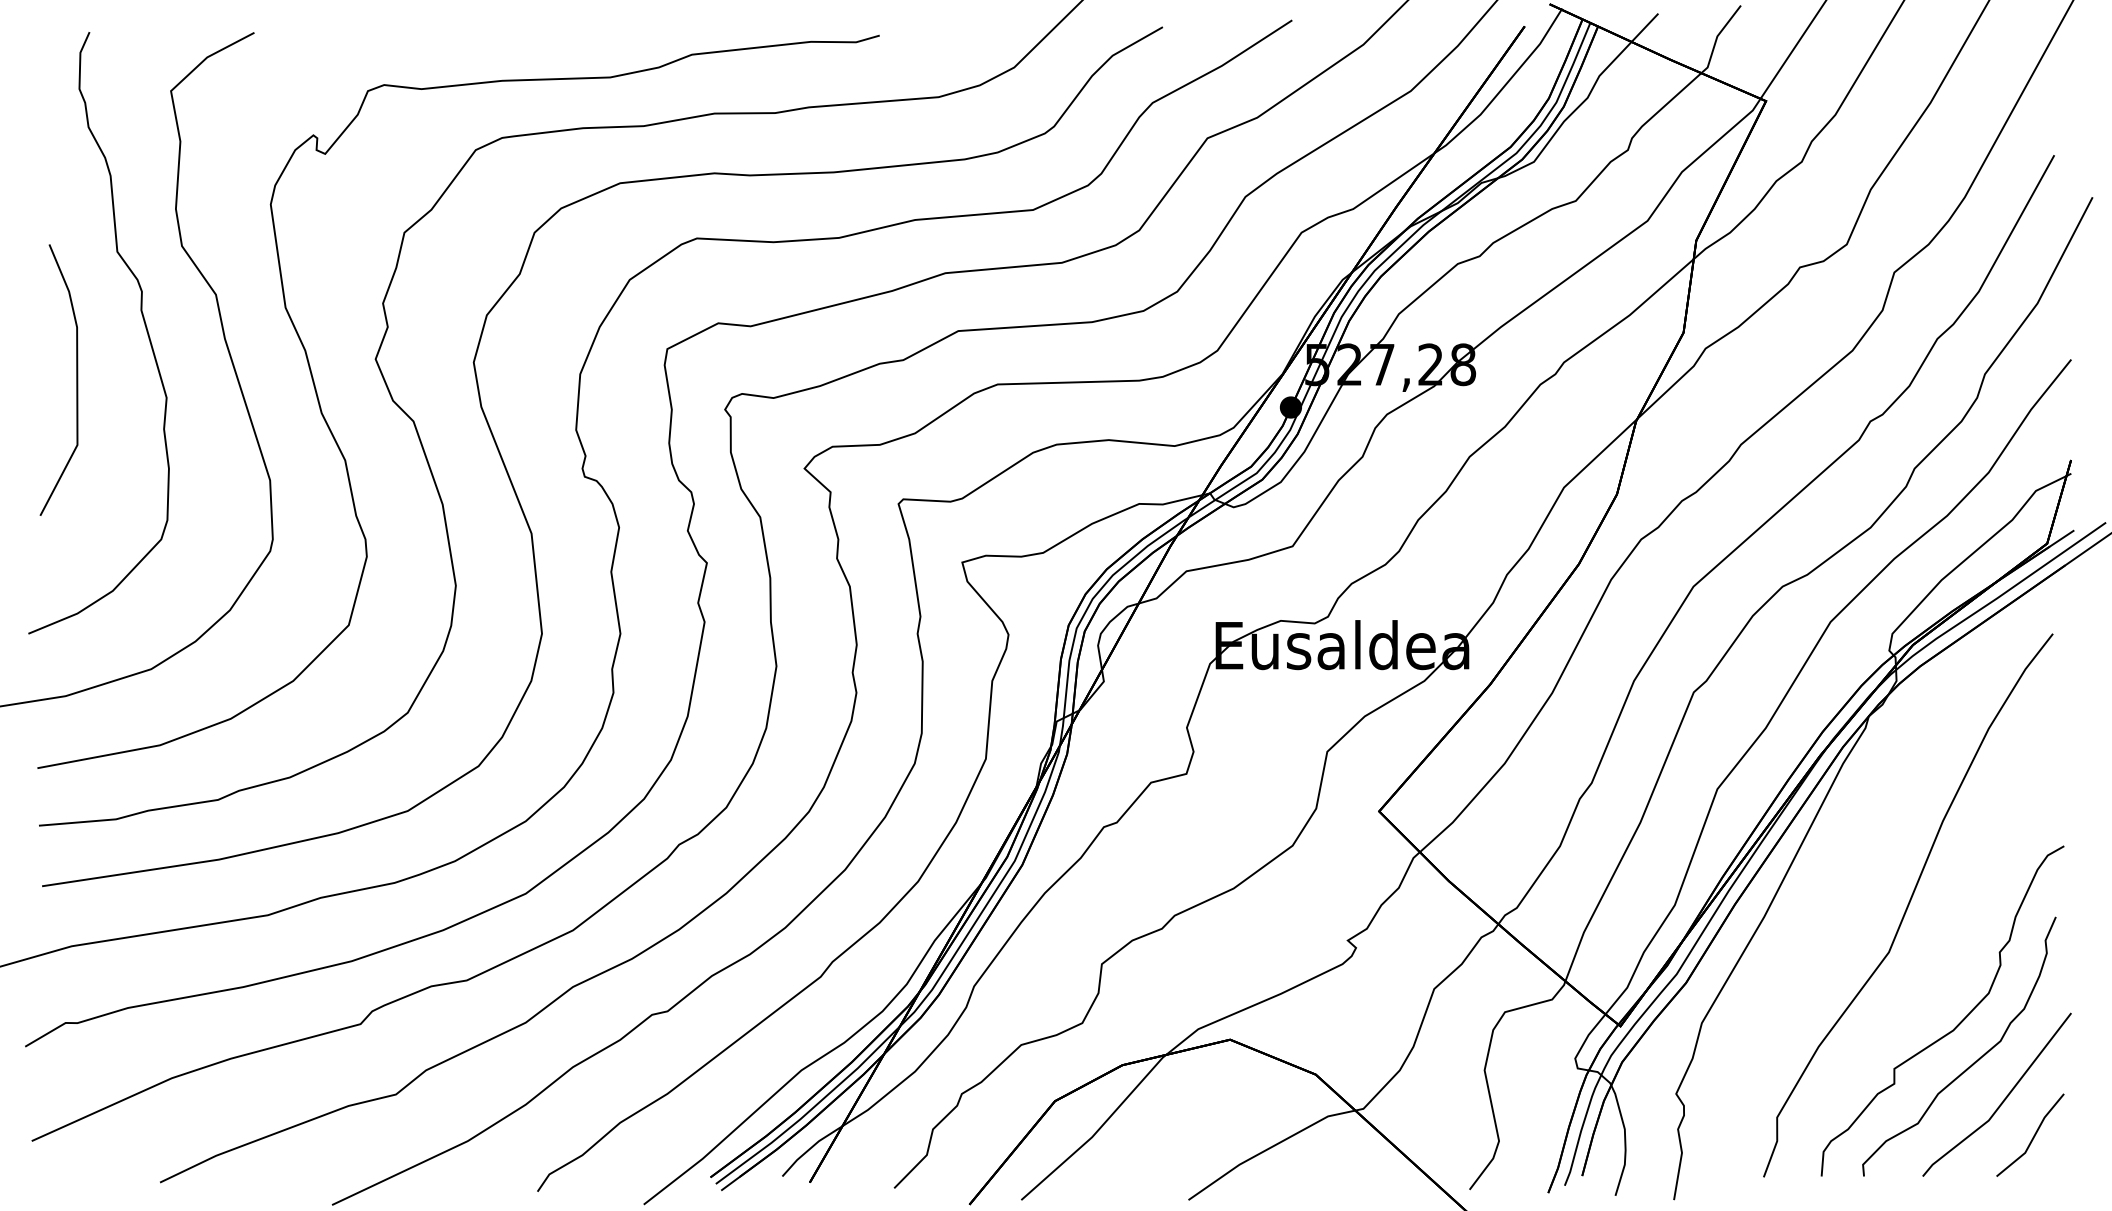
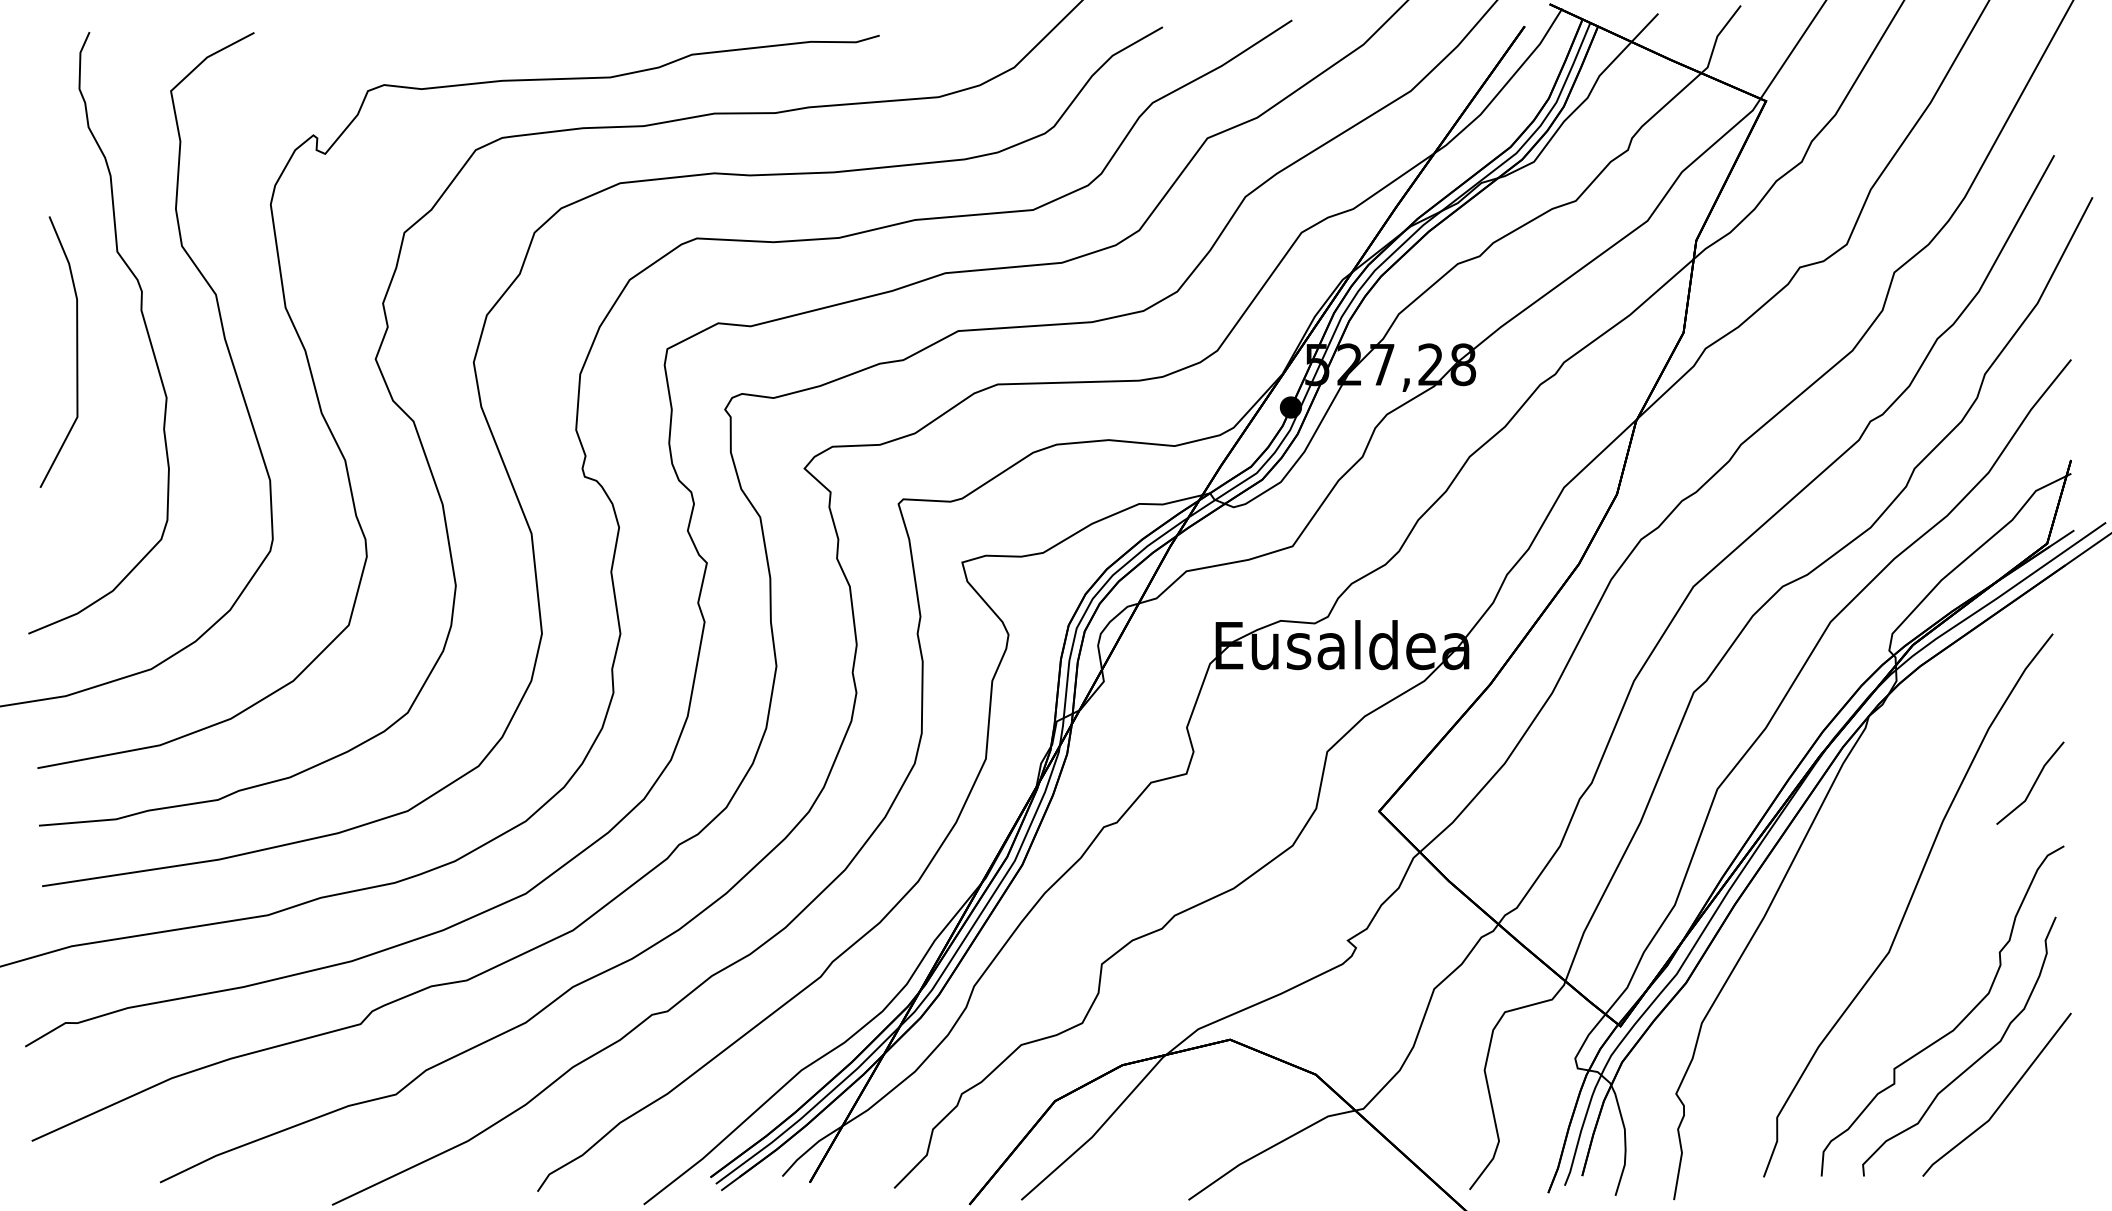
part position: (76, 379) -> (76, 351) (76, 351)
part position: (2030, 1134) -> (2030, 782) (2030, 782)
